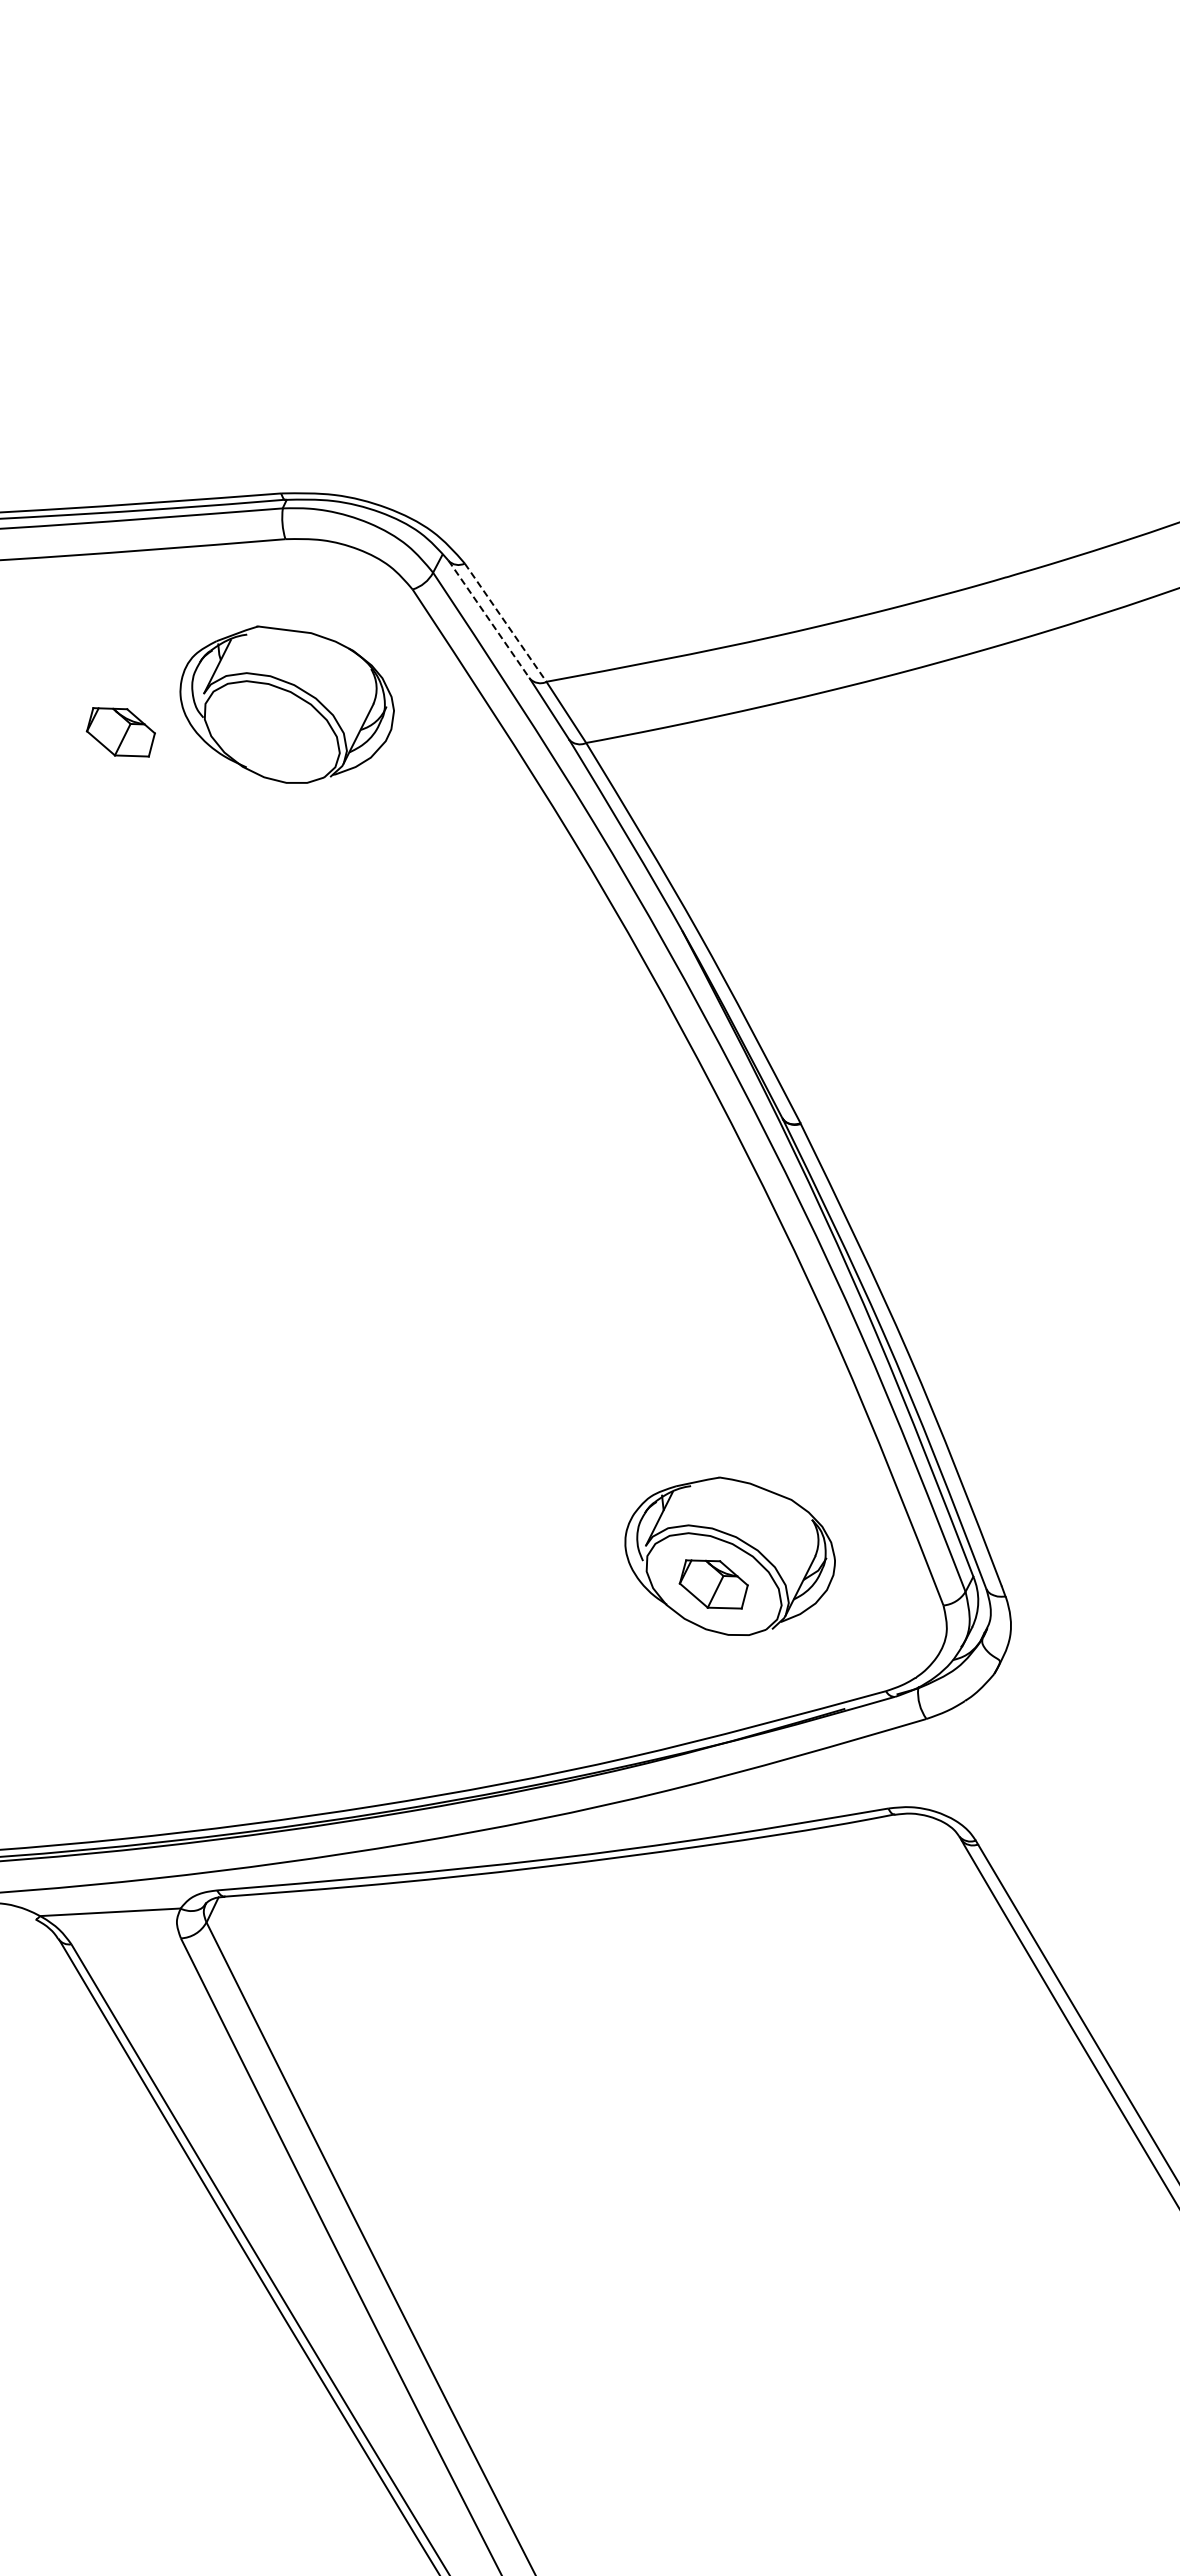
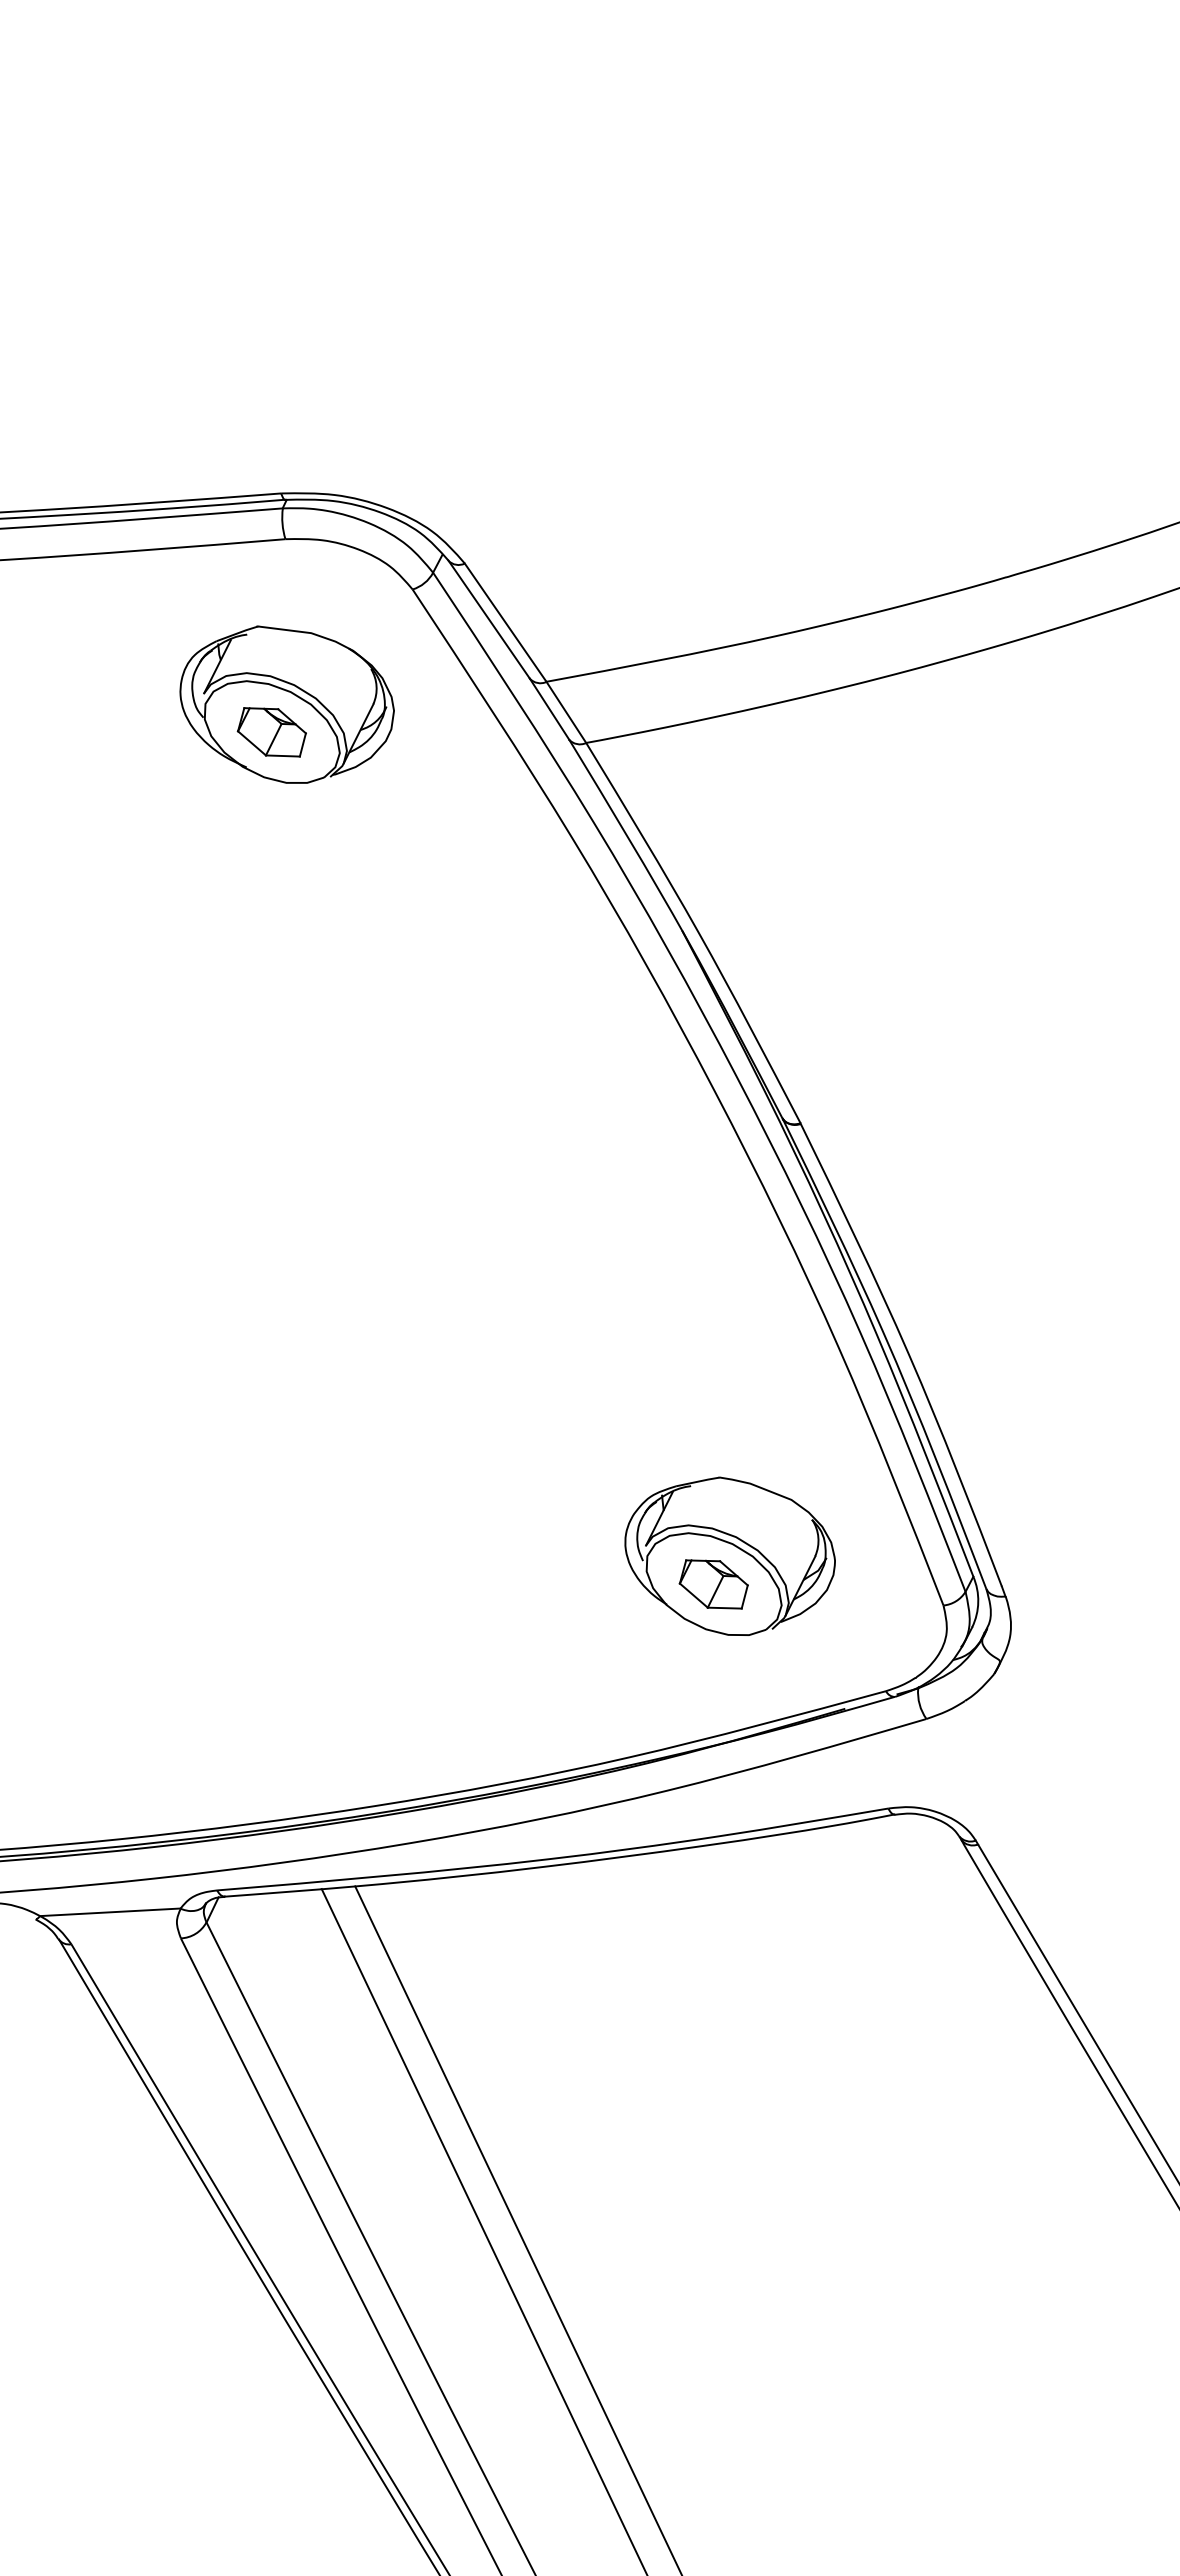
line: dashed -> solid (489, 619)
line: dashed -> solid (505, 622)
part position: (120, 732) -> (271, 732) (271, 732)
line: none -> present (517, 2229)
line: none -> present (483, 2230)
